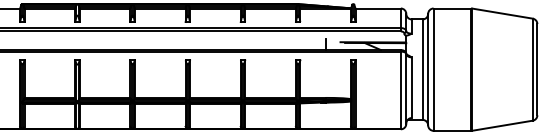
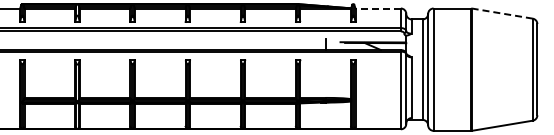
line: solid -> dashed (378, 8)
line: solid -> dashed (502, 13)
